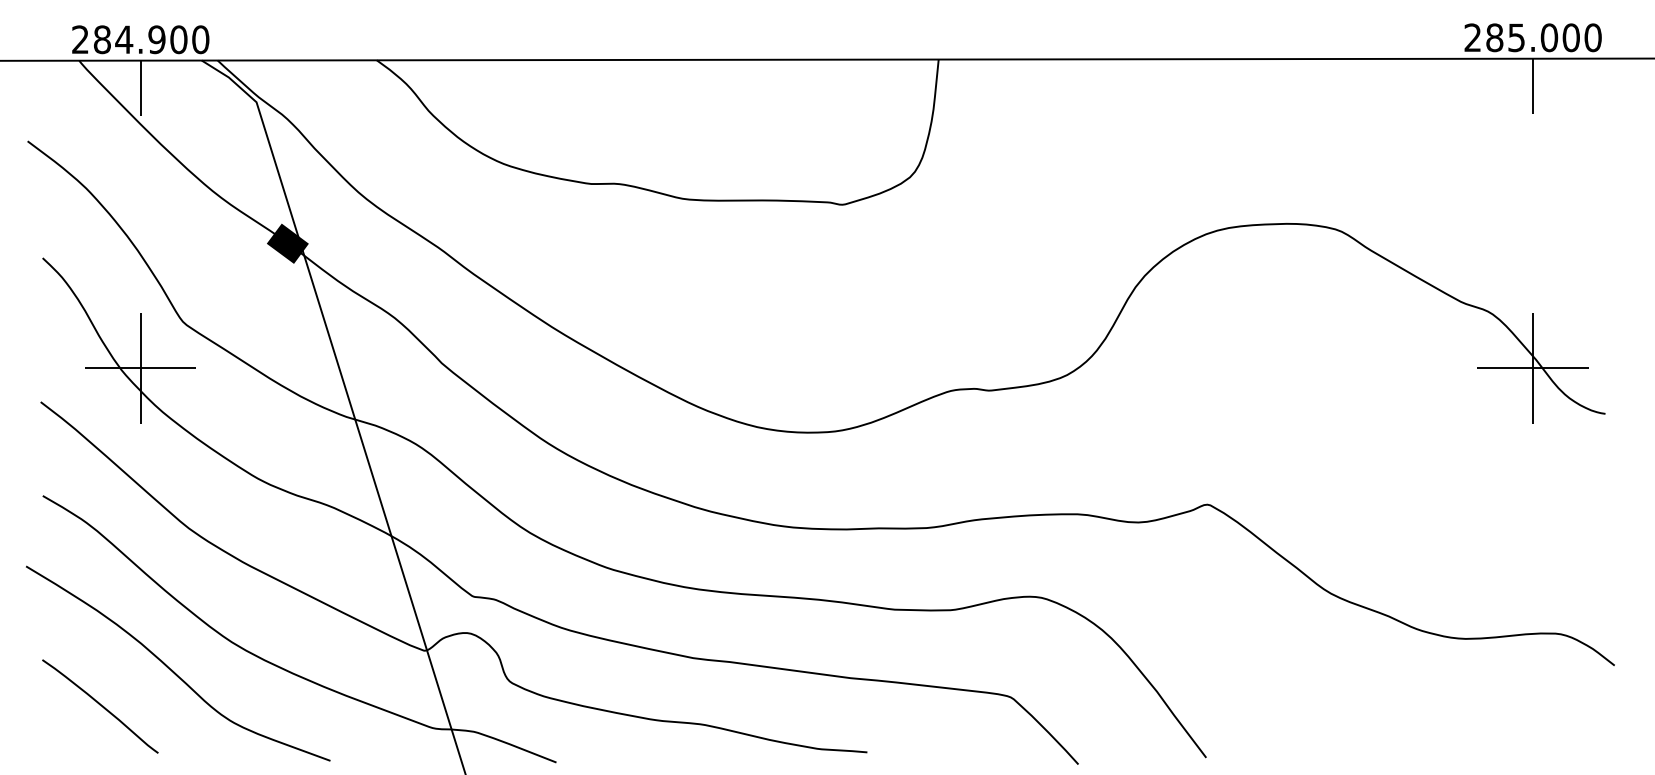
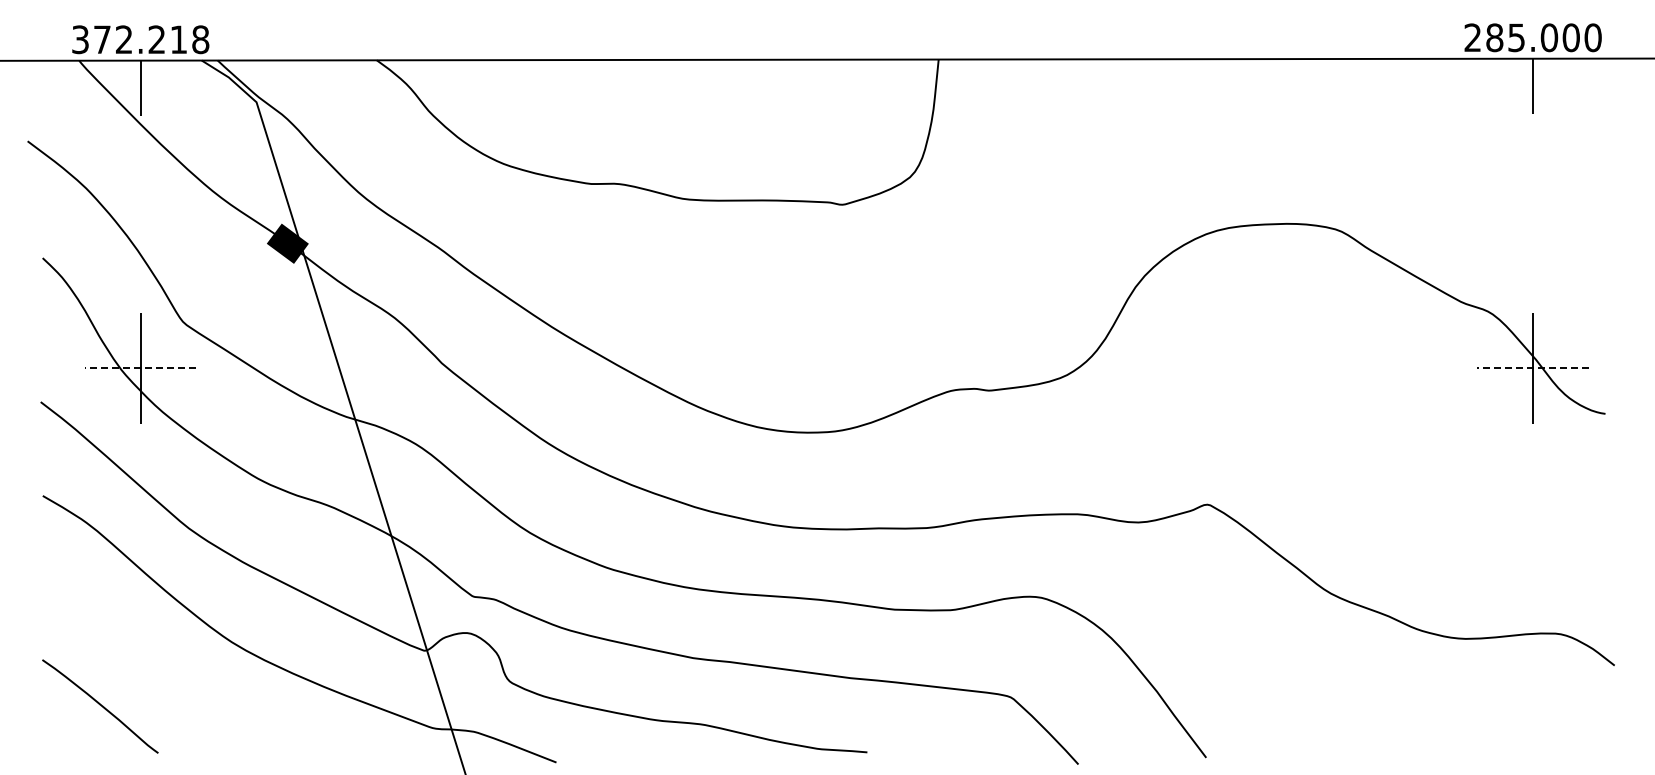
text: 284.900 -> 372.218 (140, 39)
line: solid -> dashed (140, 368)
line: solid -> dashed (1533, 368)
curve: present -> none (173, 670)
